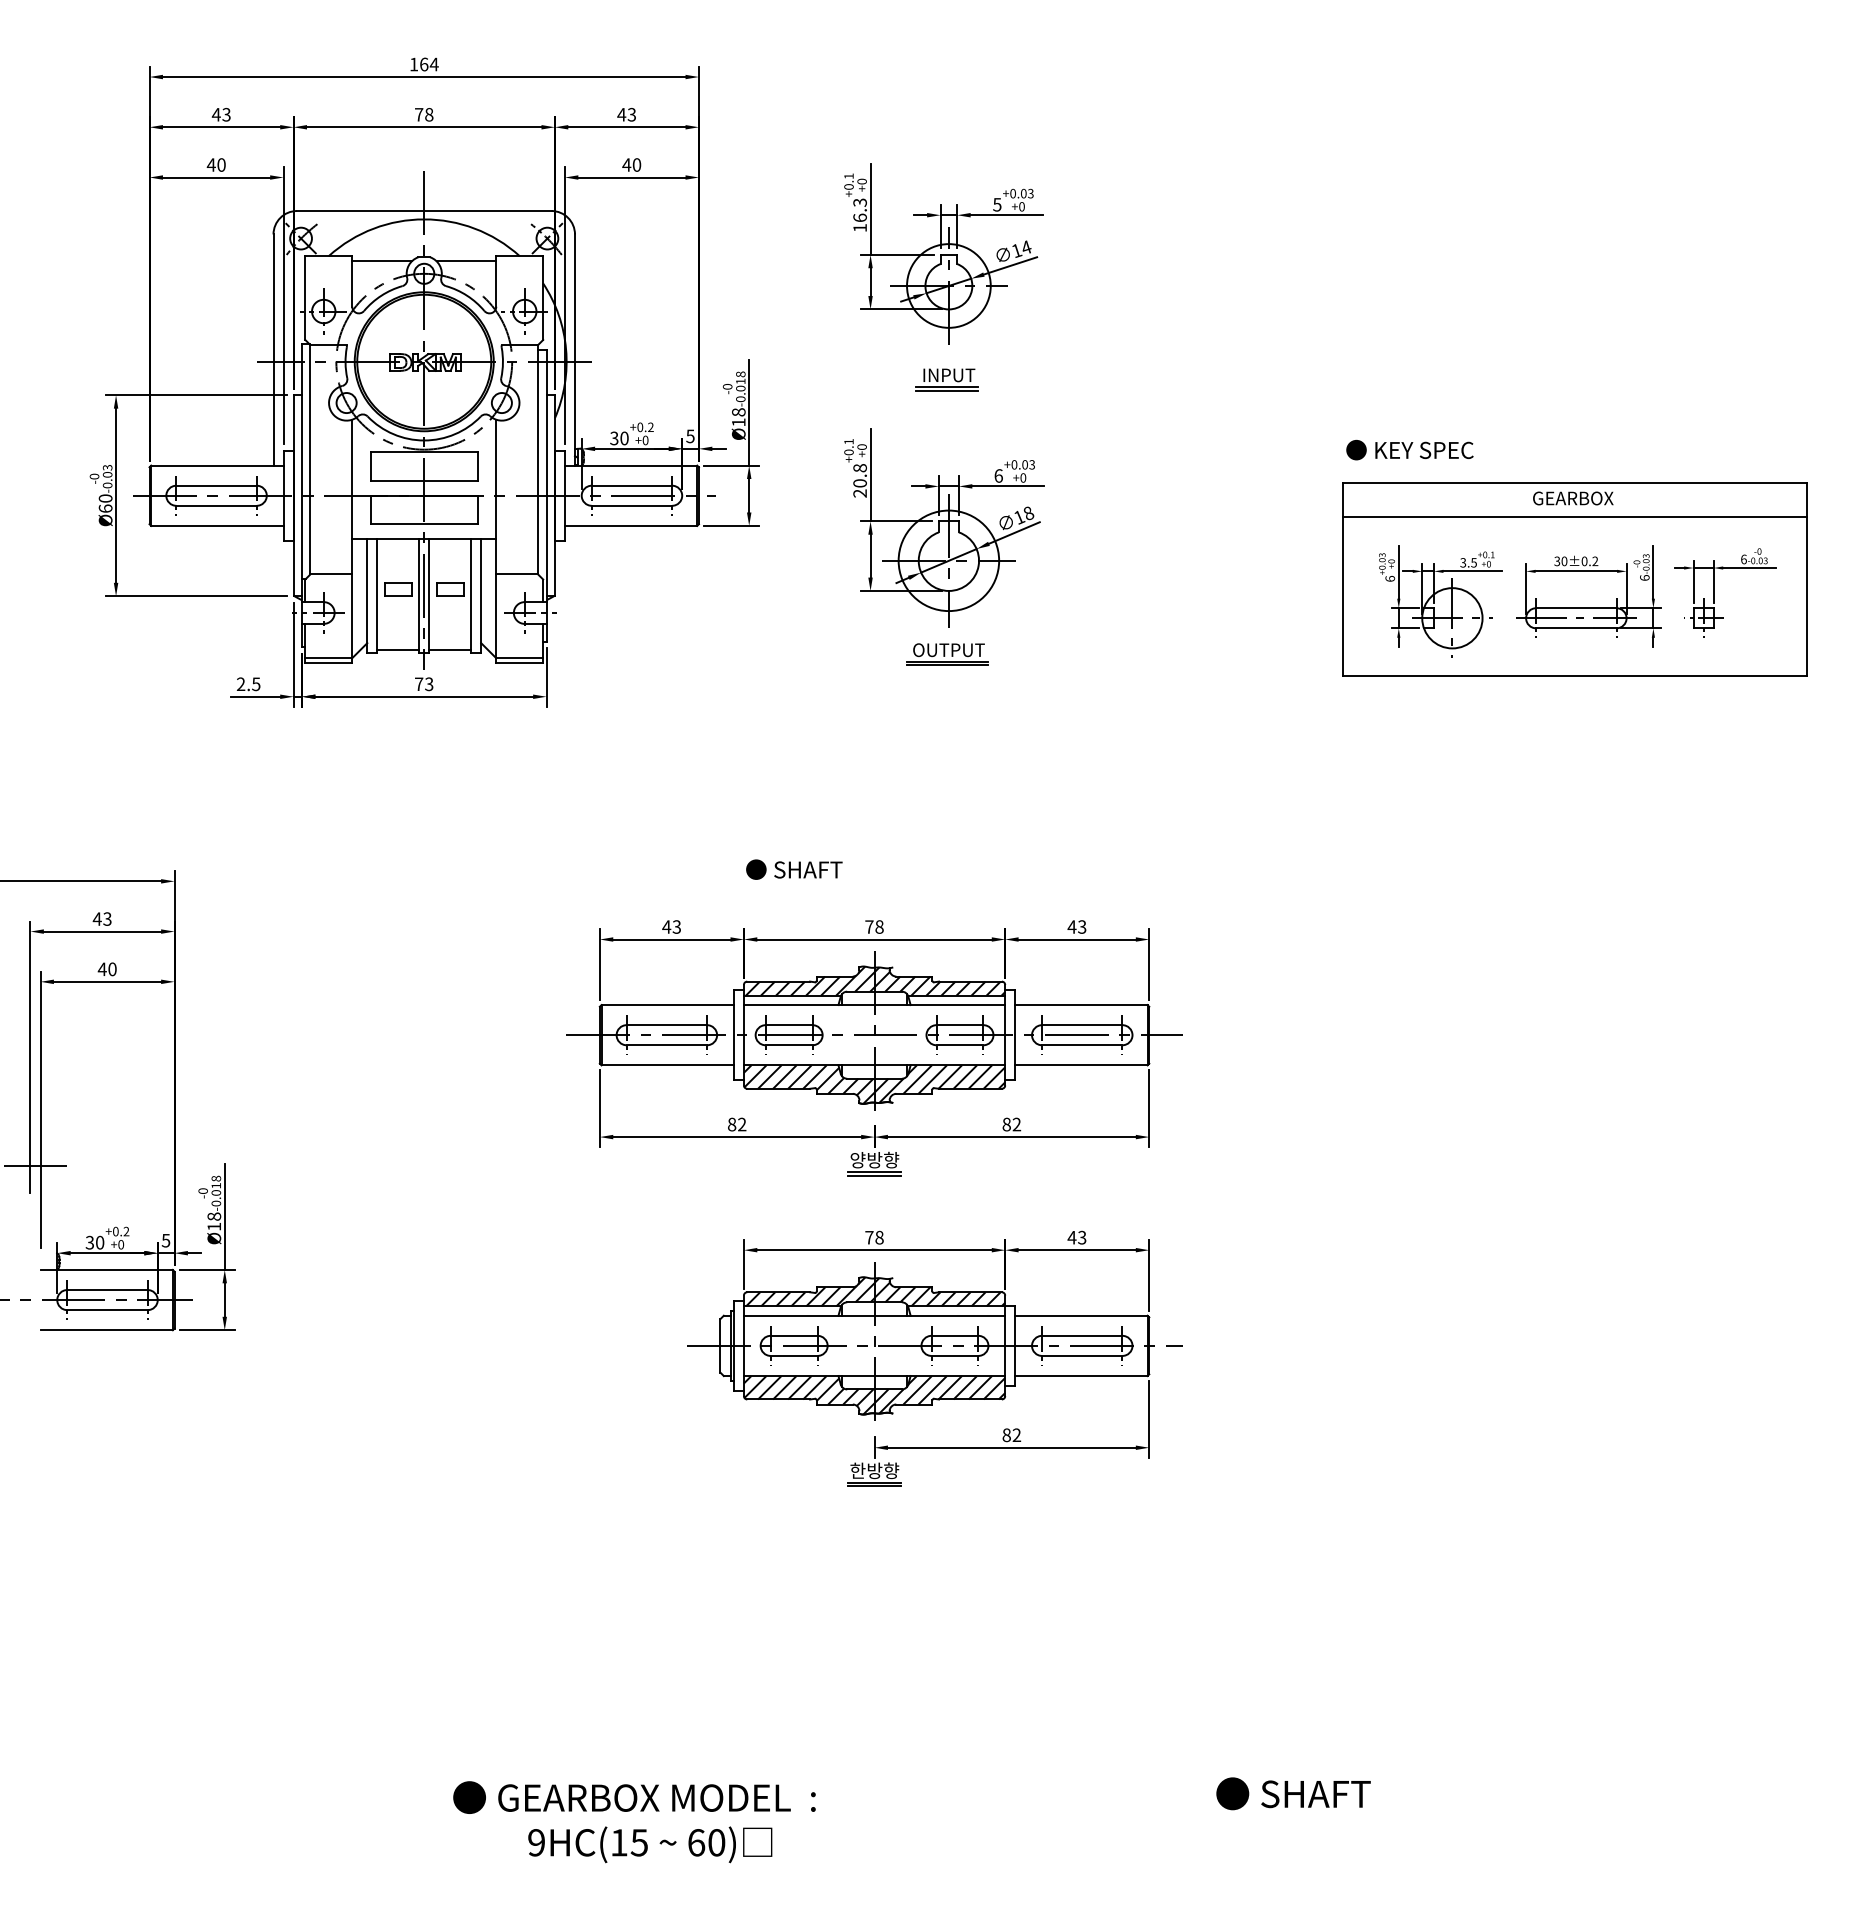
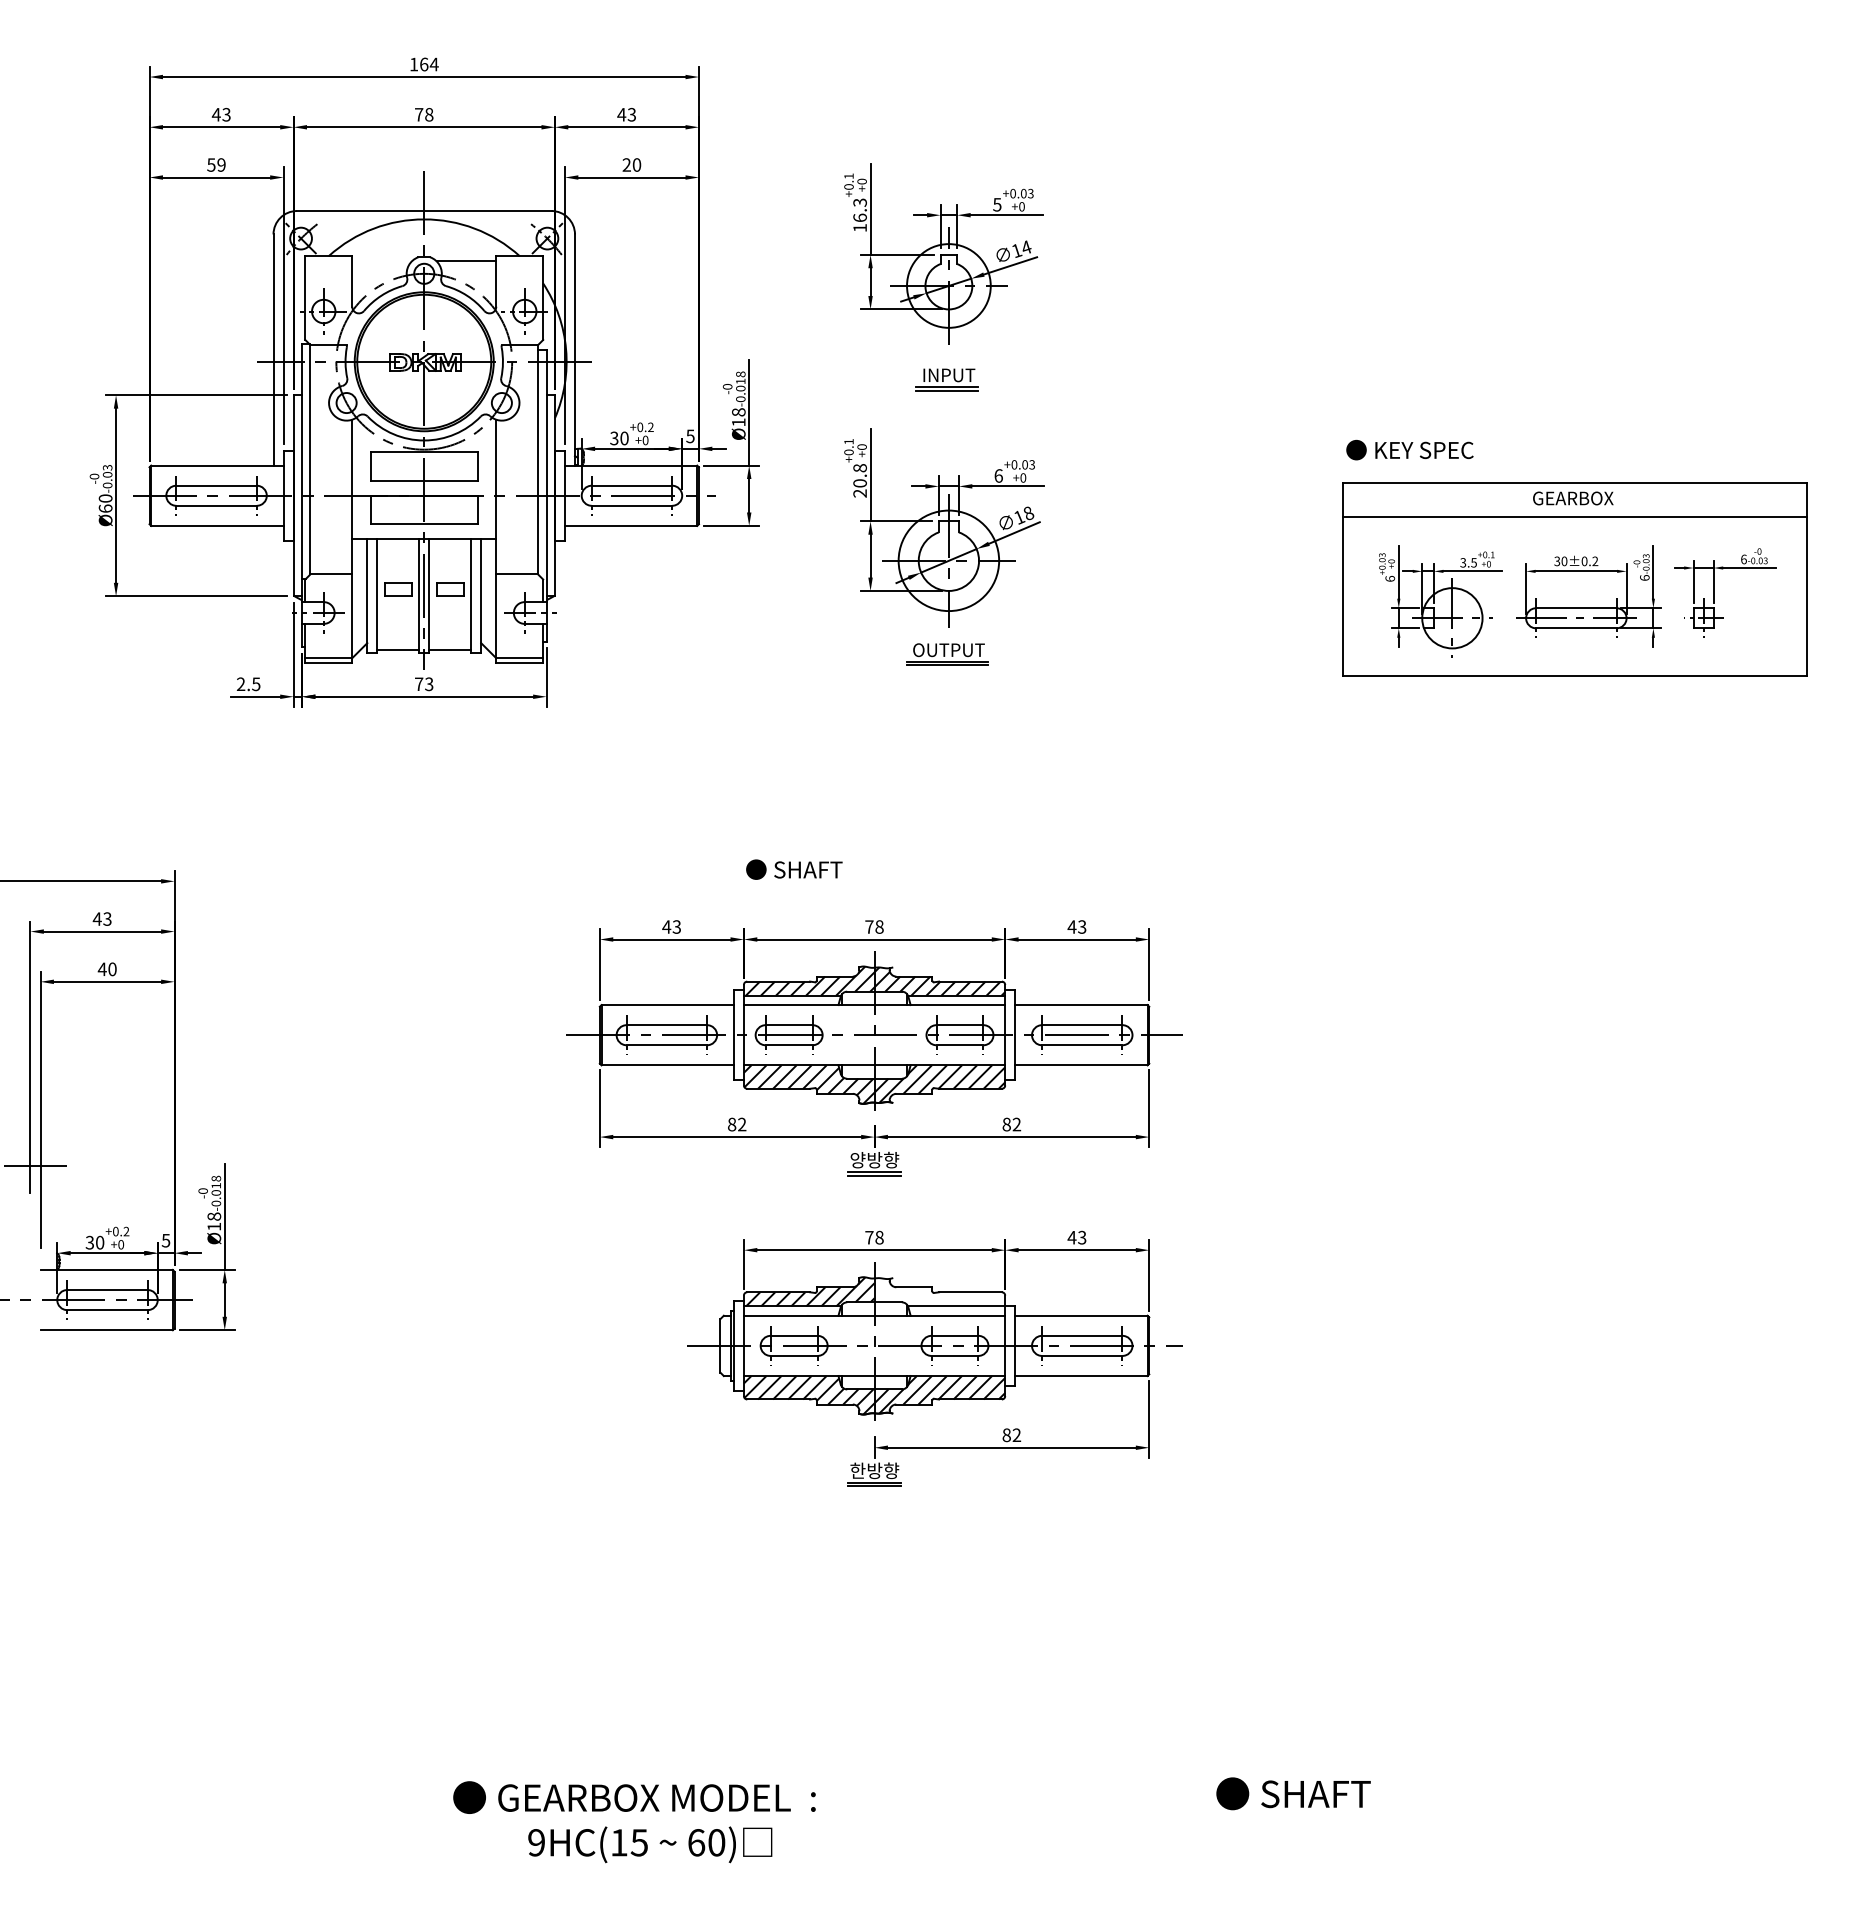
text: 40 -> 59 (215, 164)
text: 40 -> 20 (626, 164)
line: present -> none (381, 261)
hatch: present -> none (939, 1292)
